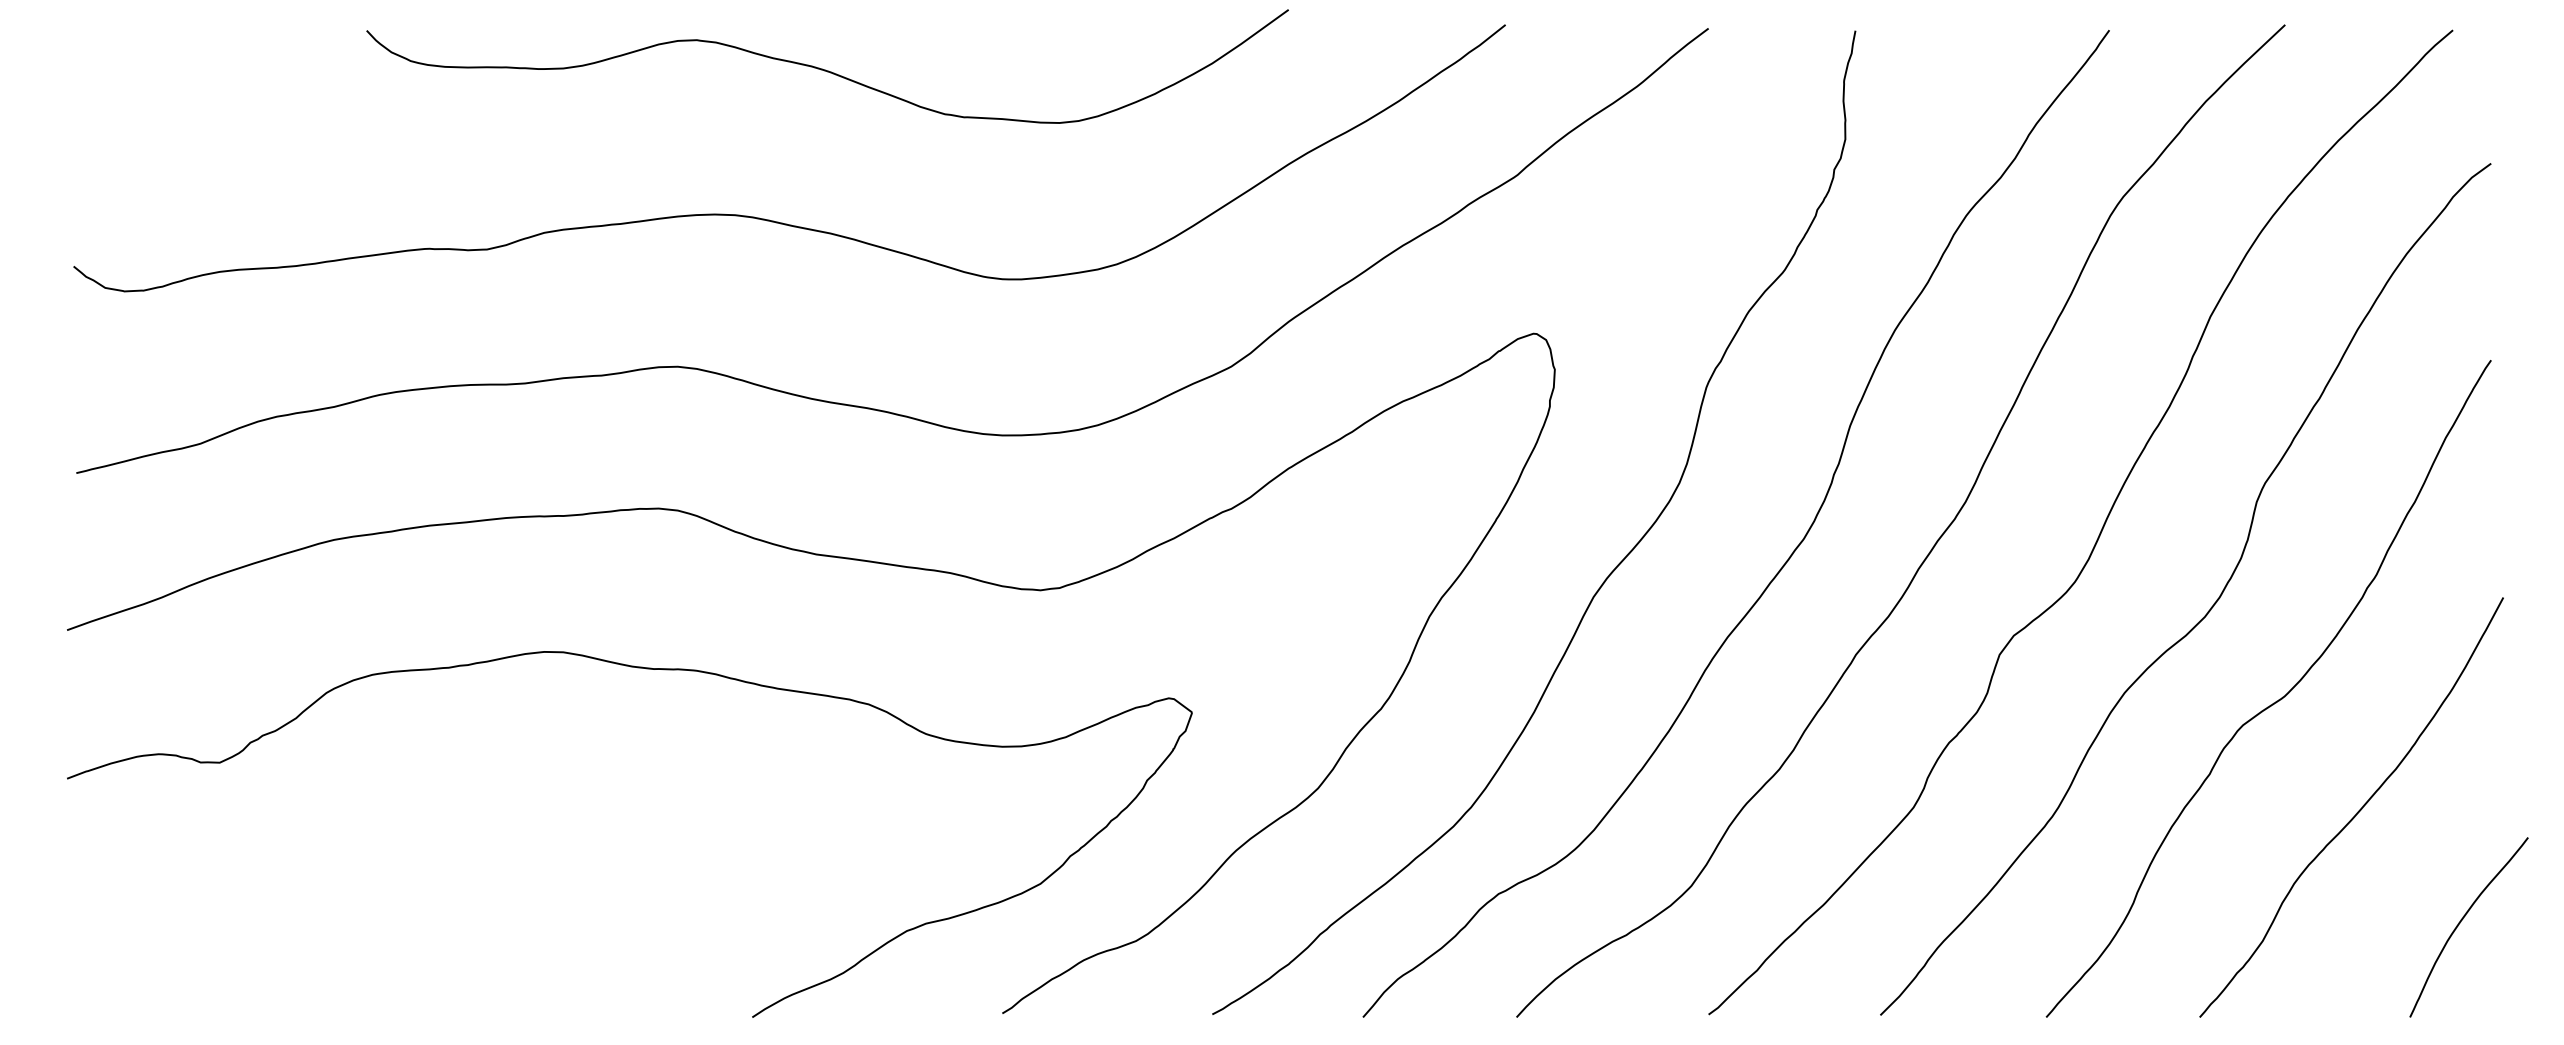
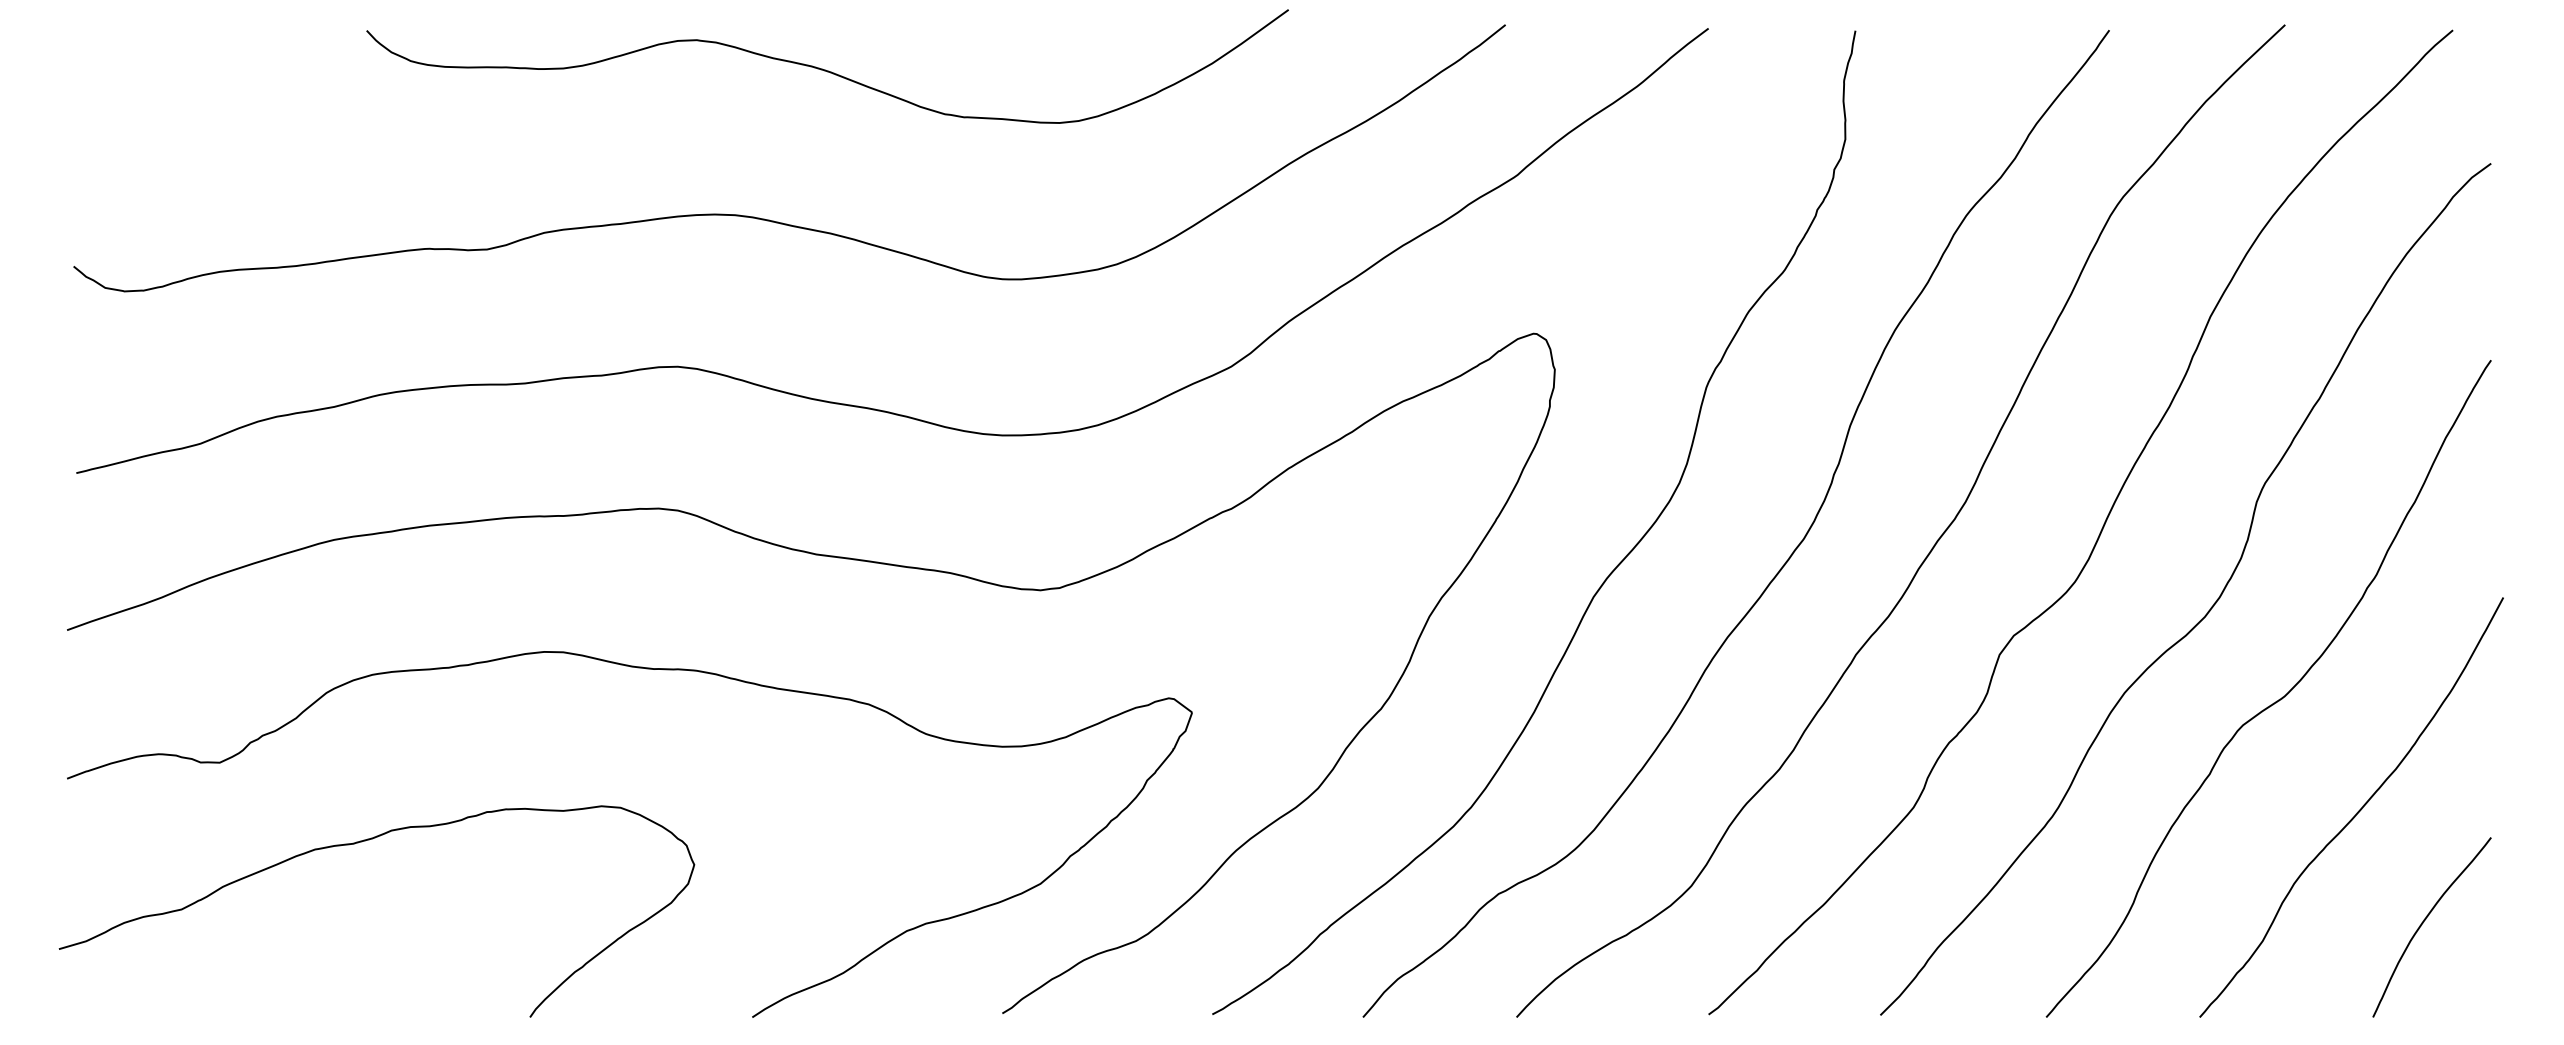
curve: none -> present (358, 843)
curve position: (2460, 923) -> (2423, 923) (2423, 923)
